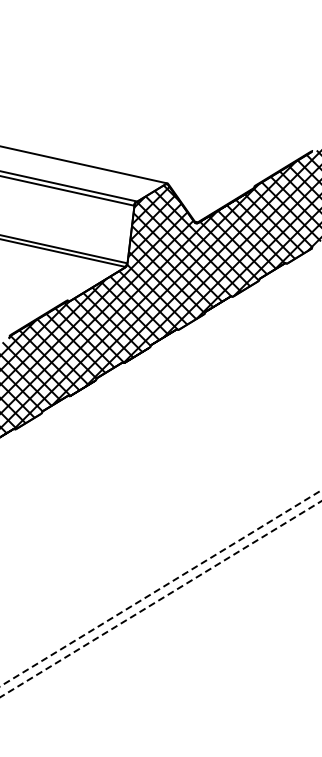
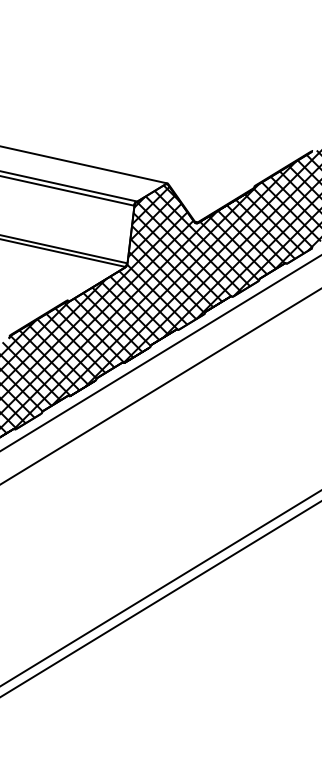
line: none -> present (160, 353)
line: none -> present (160, 386)
line: dashed -> solid (161, 588)
line: dashed -> solid (161, 599)
